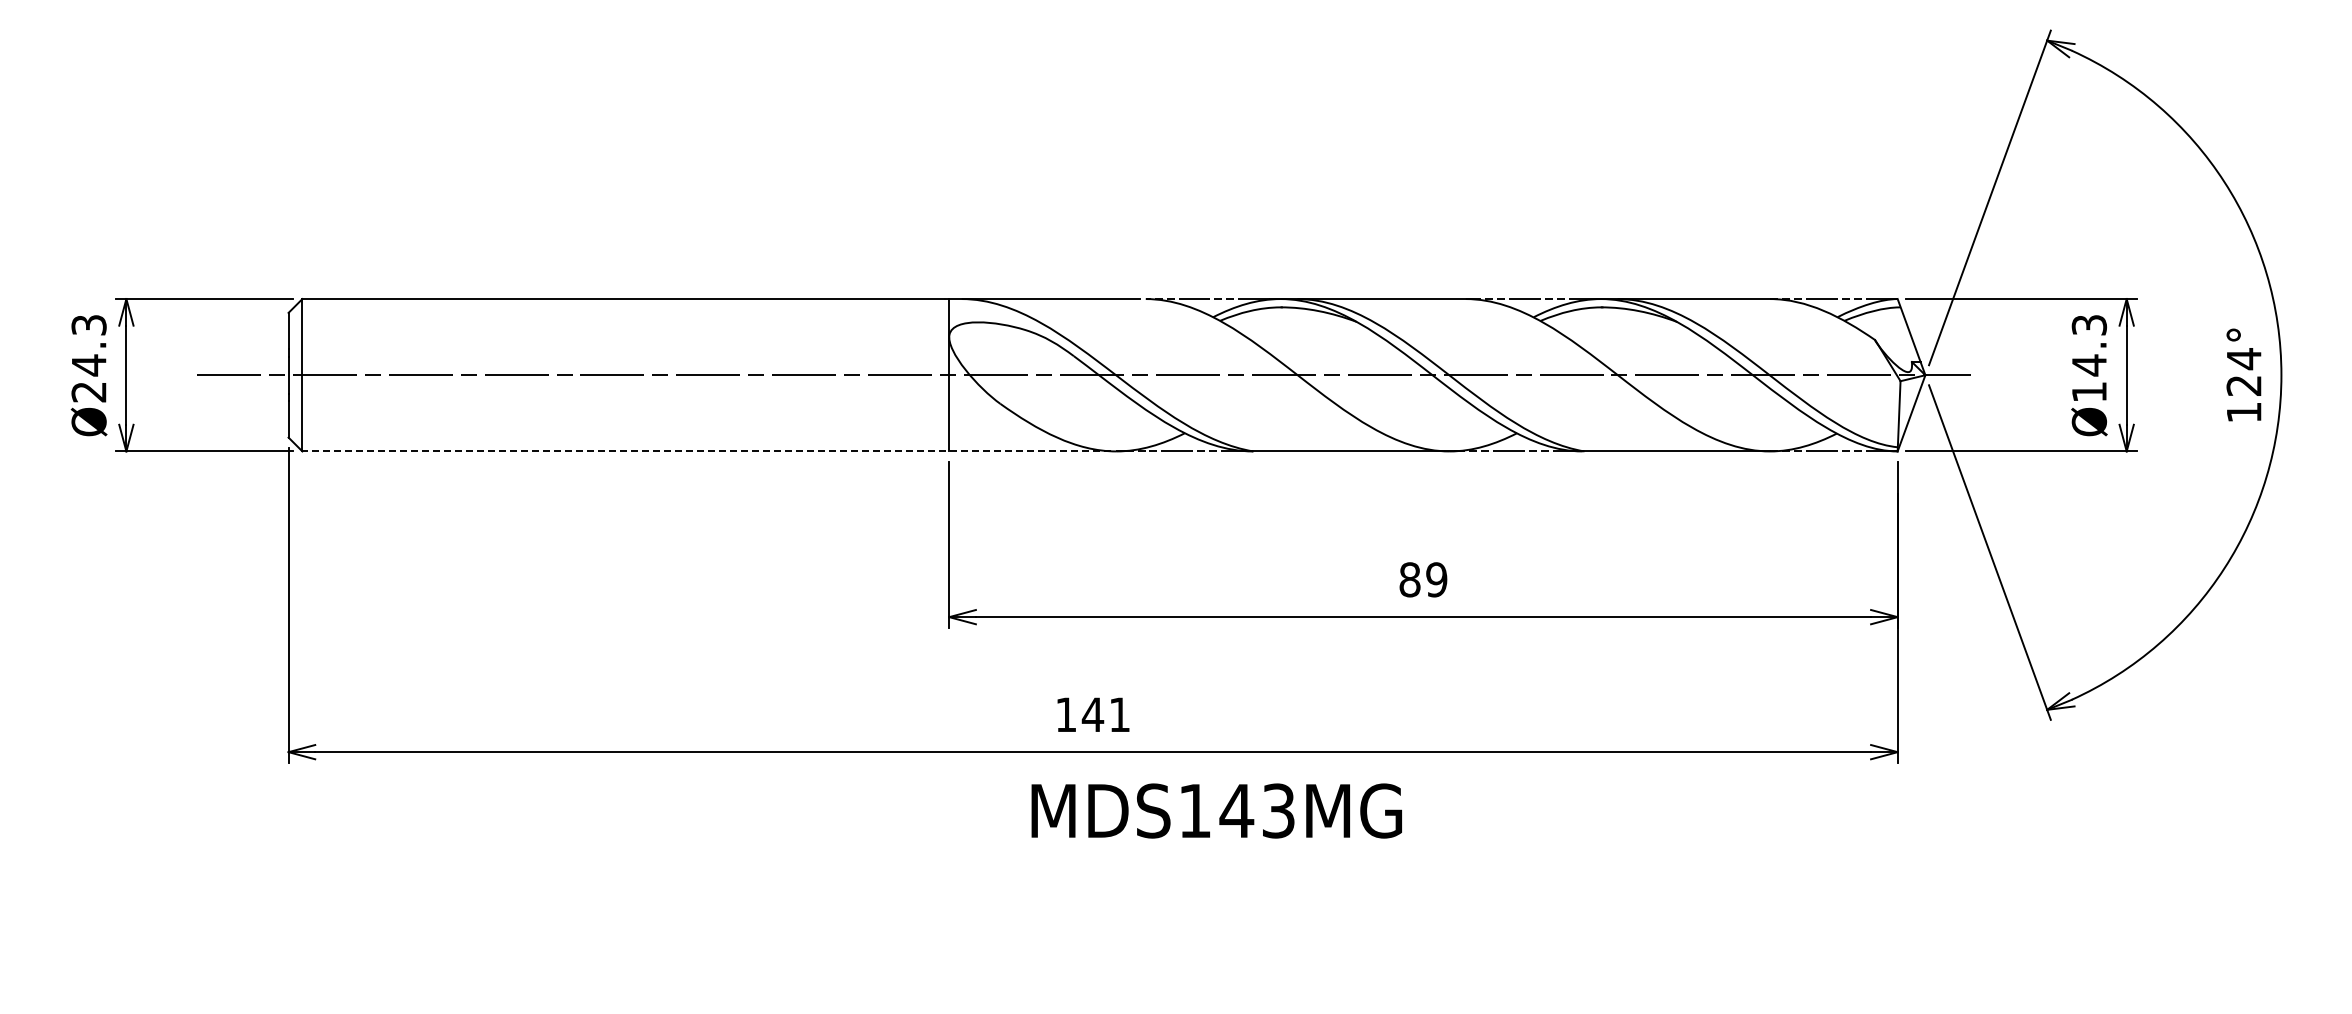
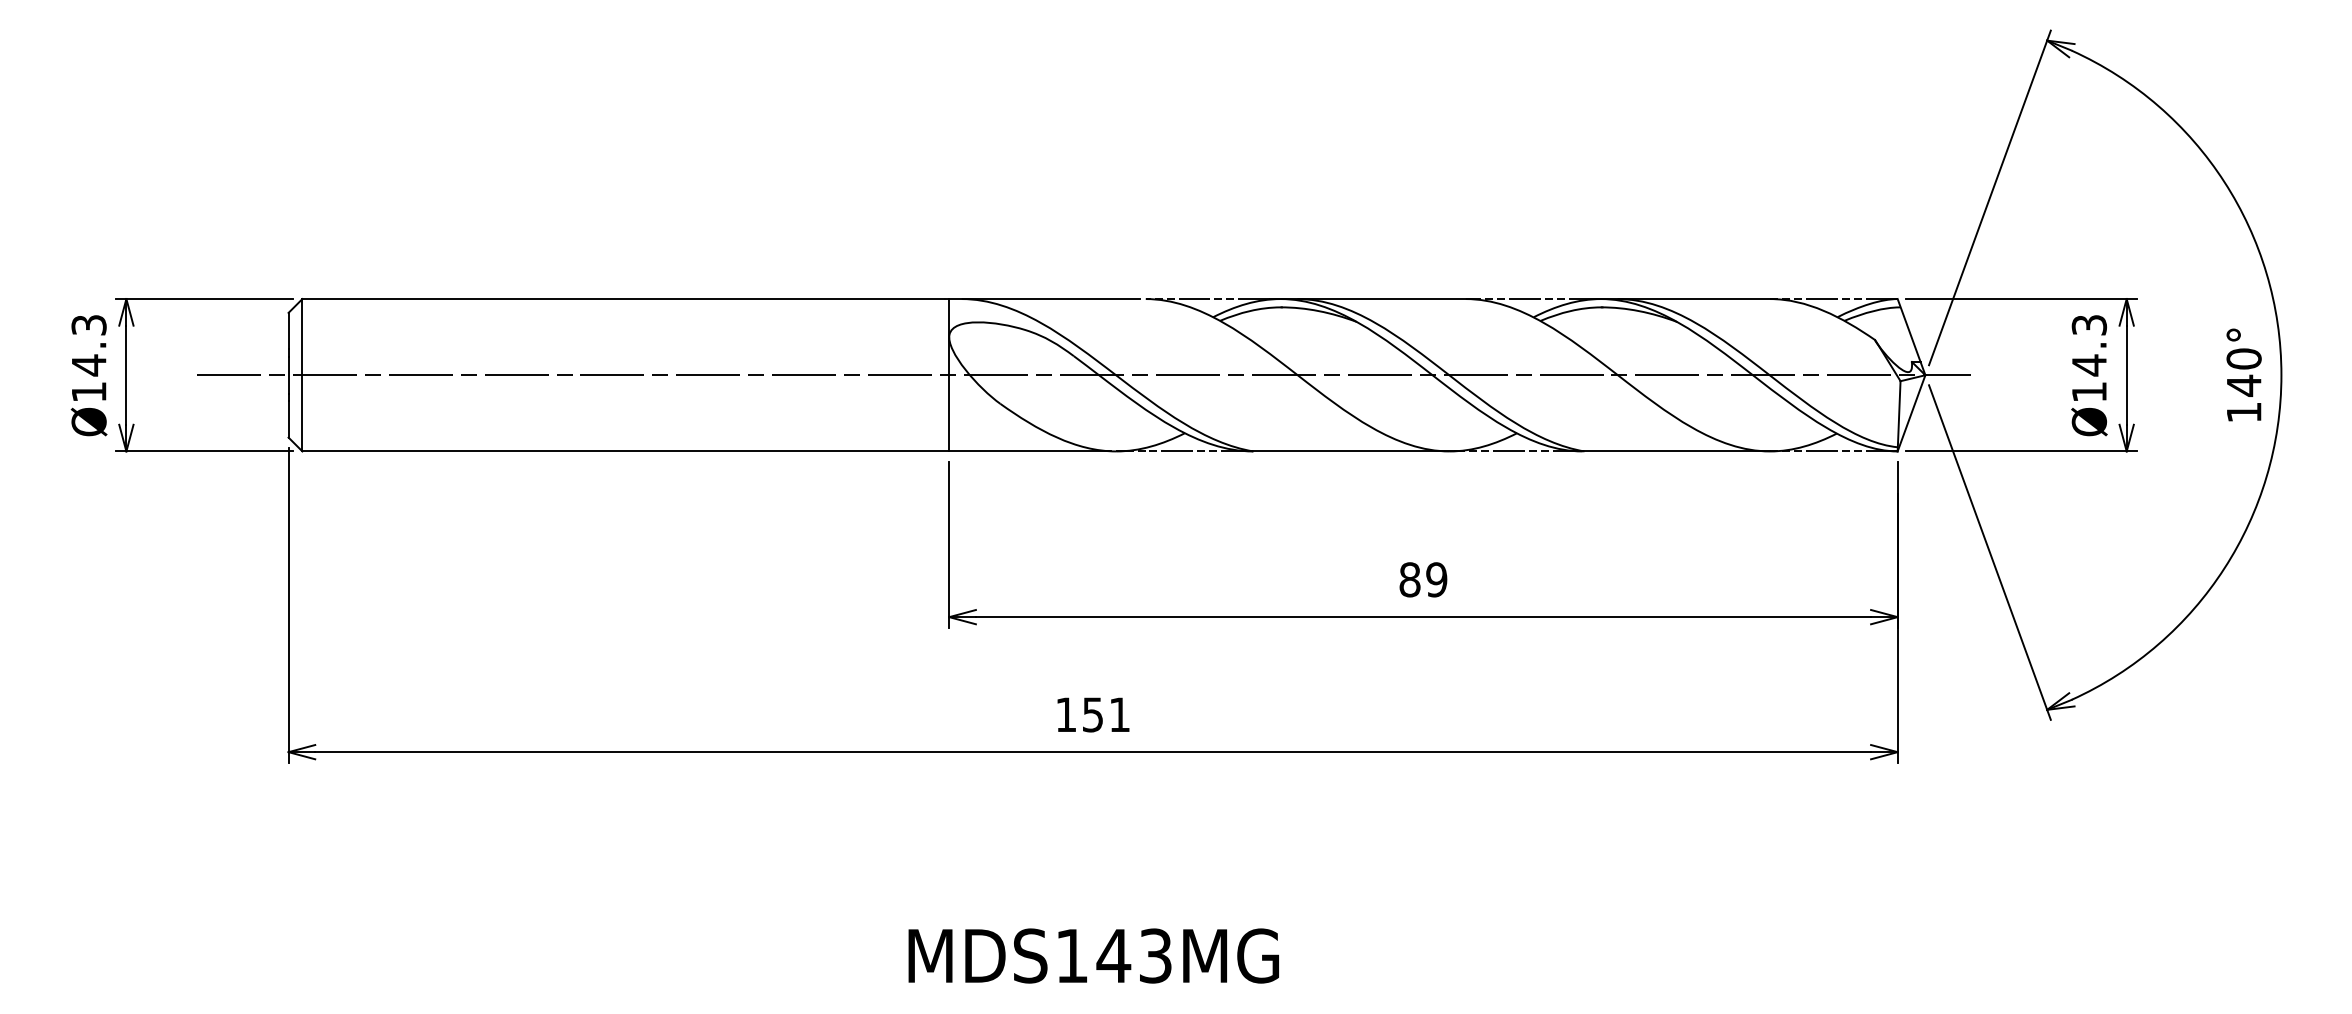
text: 124° -> 140° (2243, 372)
text: Ø24.3 -> Ø14.3 (88, 392)
line: dashed -> solid (706, 451)
text: 141 -> 151 (1092, 714)
text position: (1216, 810) -> (1093, 955) (1093, 955)
